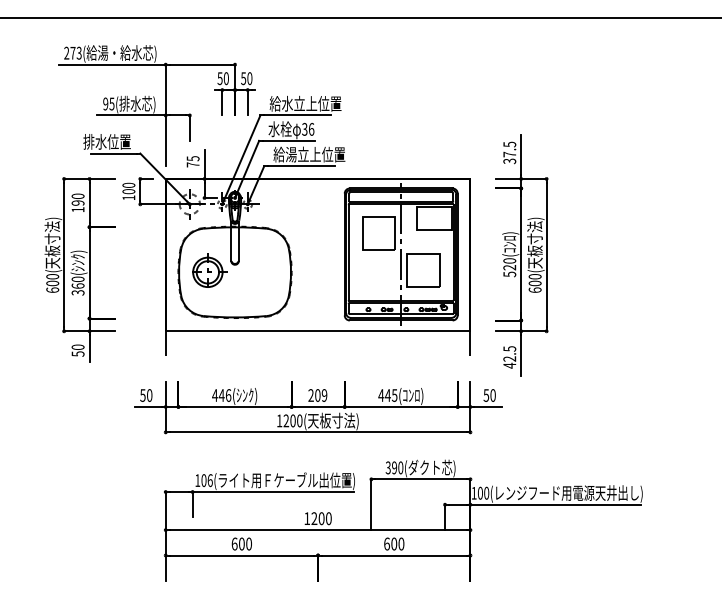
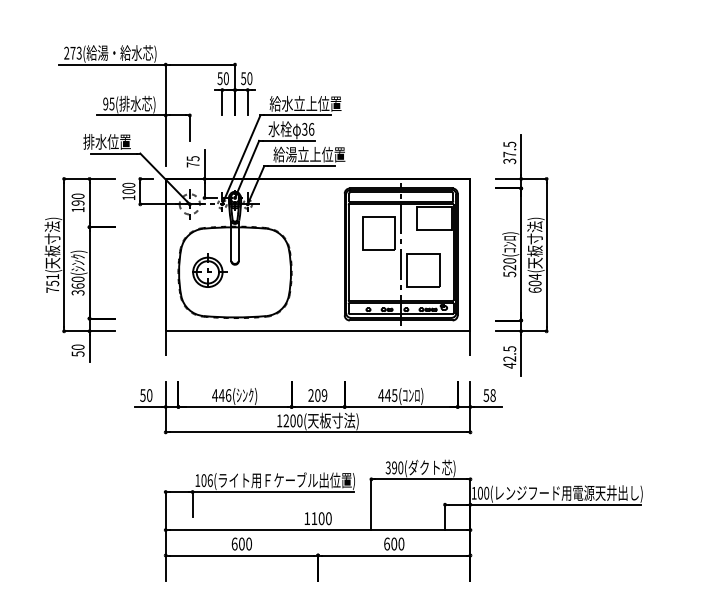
line: present -> none (360, 18)
text: 600( -> 604( (534, 276)
text: 600( -> 751( (52, 283)
text: 50 -> 58 (492, 395)
text: 1200 -> 1100 (314, 518)
